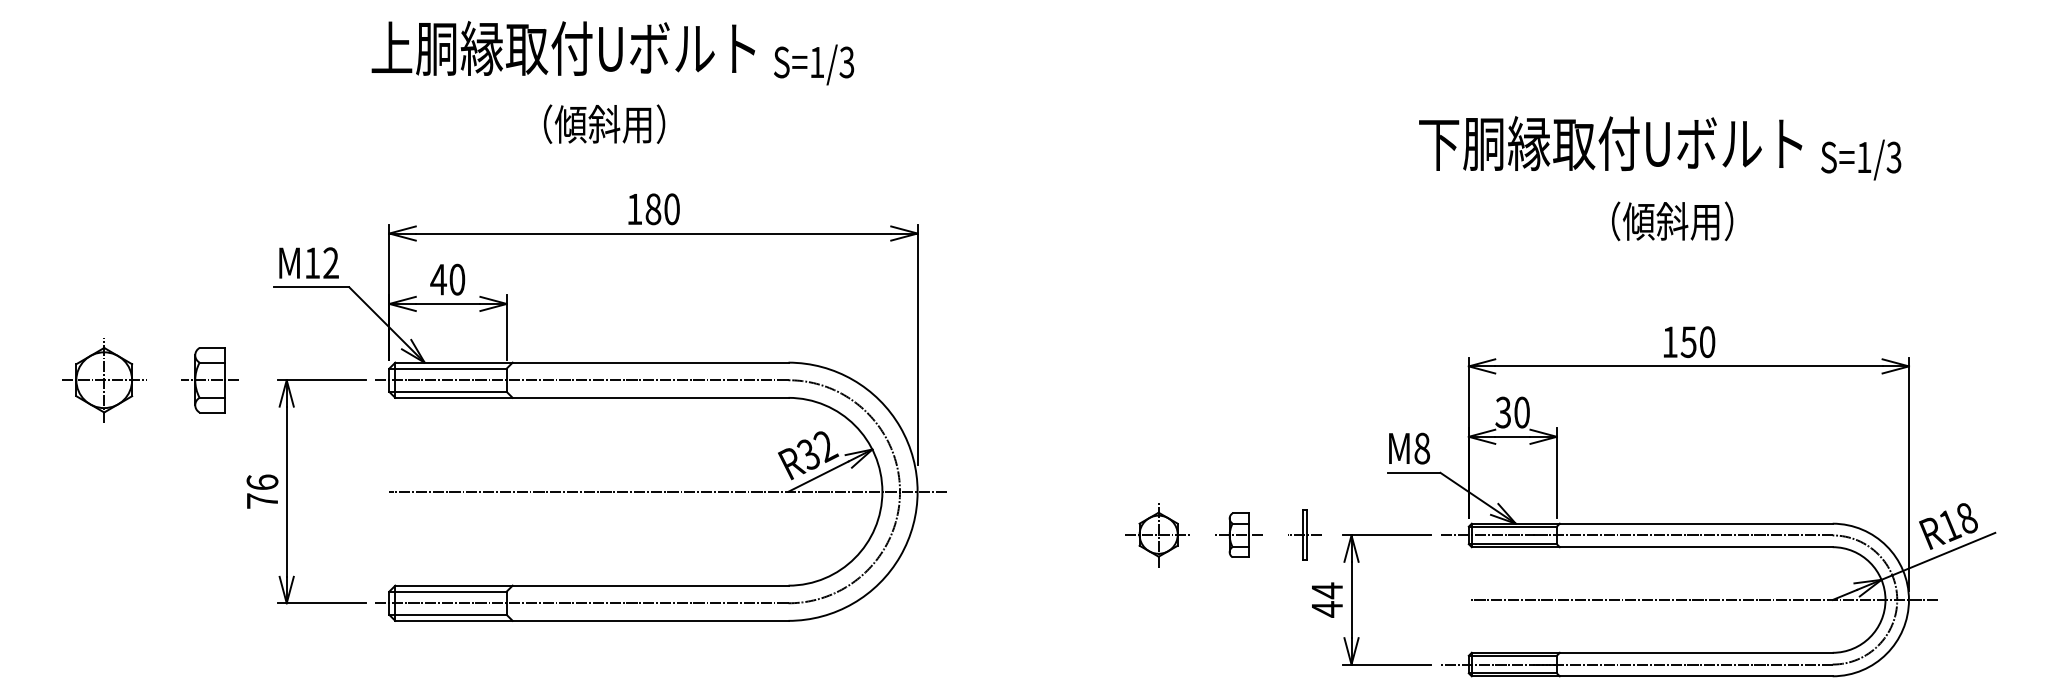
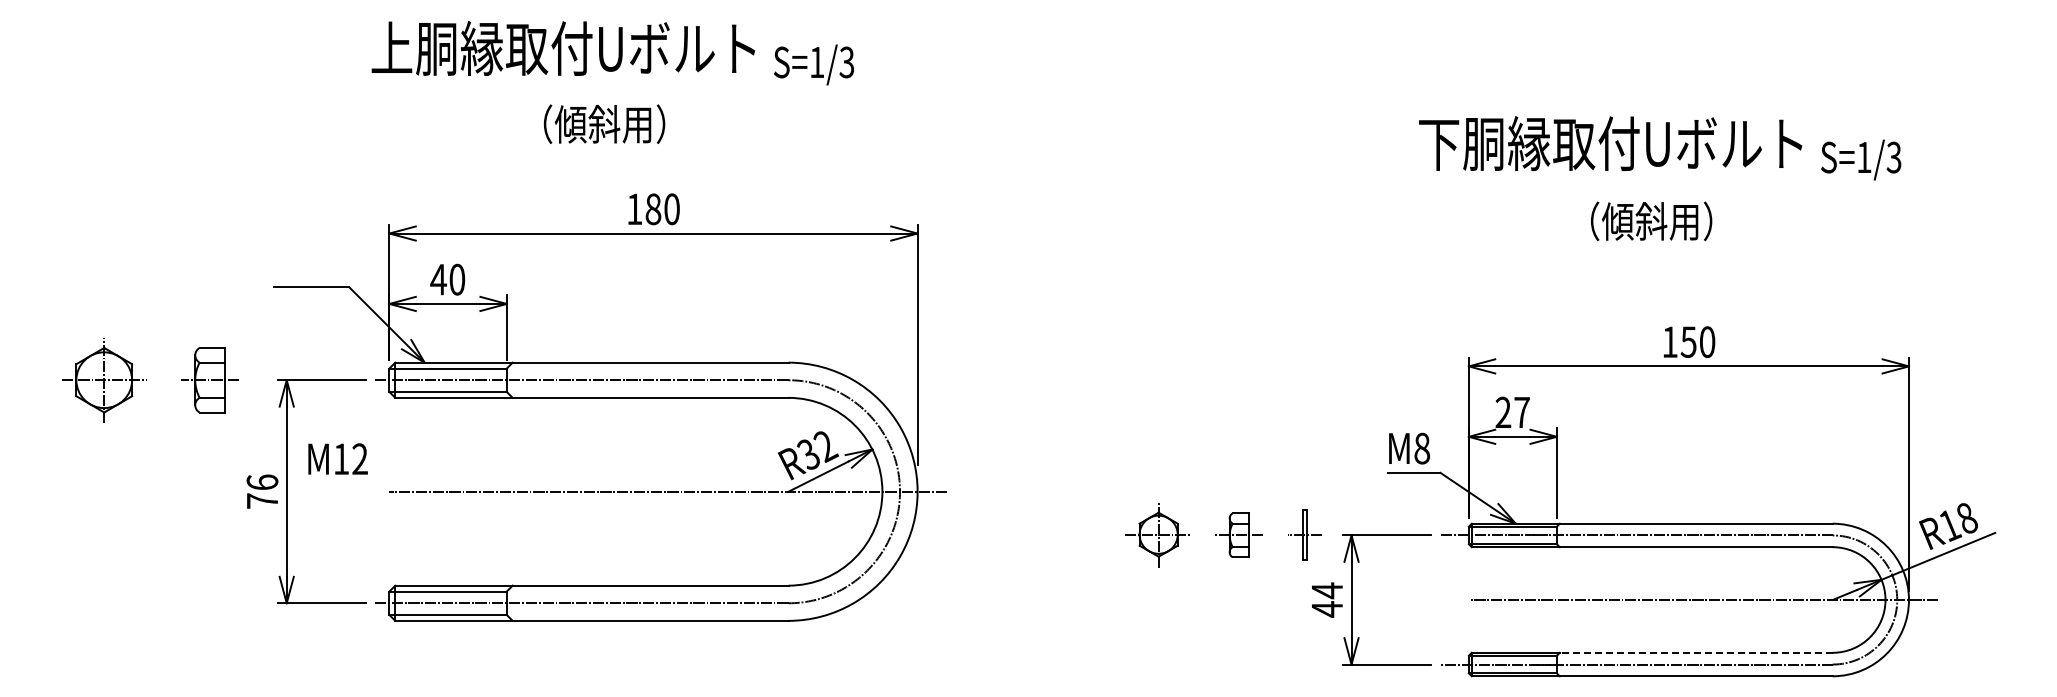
text position: (1672, 221) -> (1651, 221) (1651, 221)
text position: (308, 262) -> (337, 458) (337, 458)
text: 30 -> 27 (1512, 412)
line: solid -> dashed (1695, 652)
